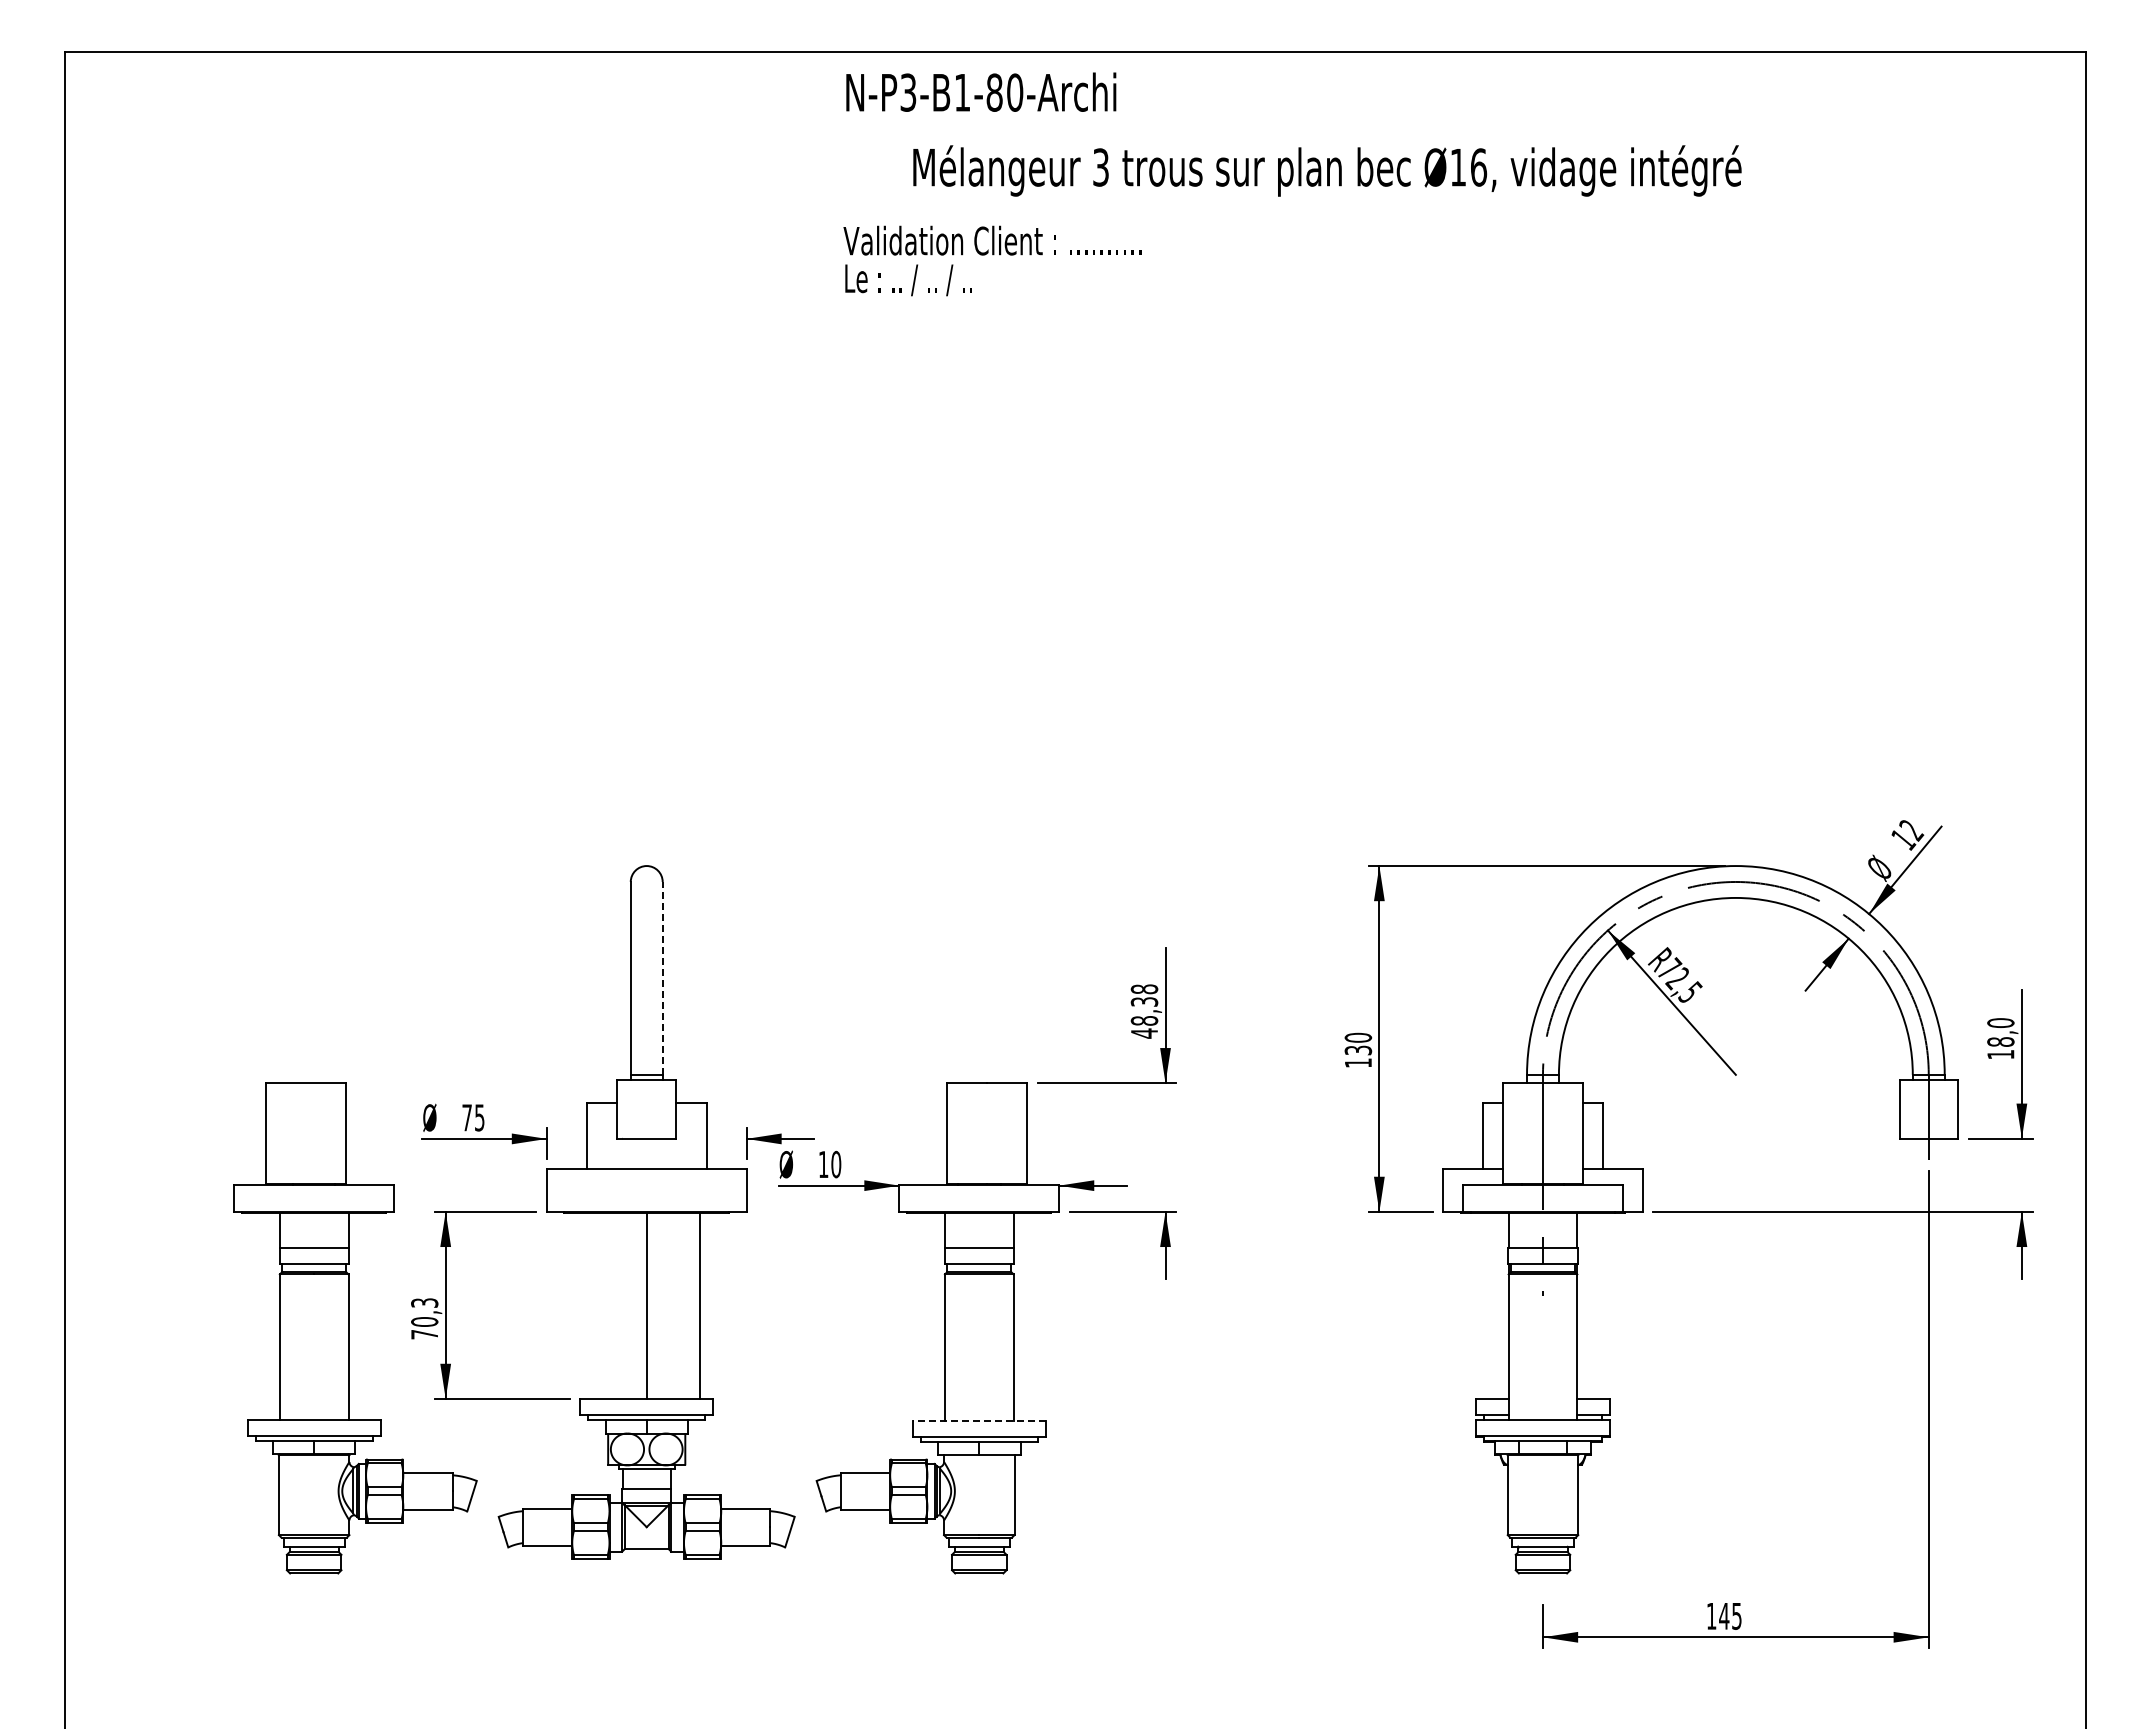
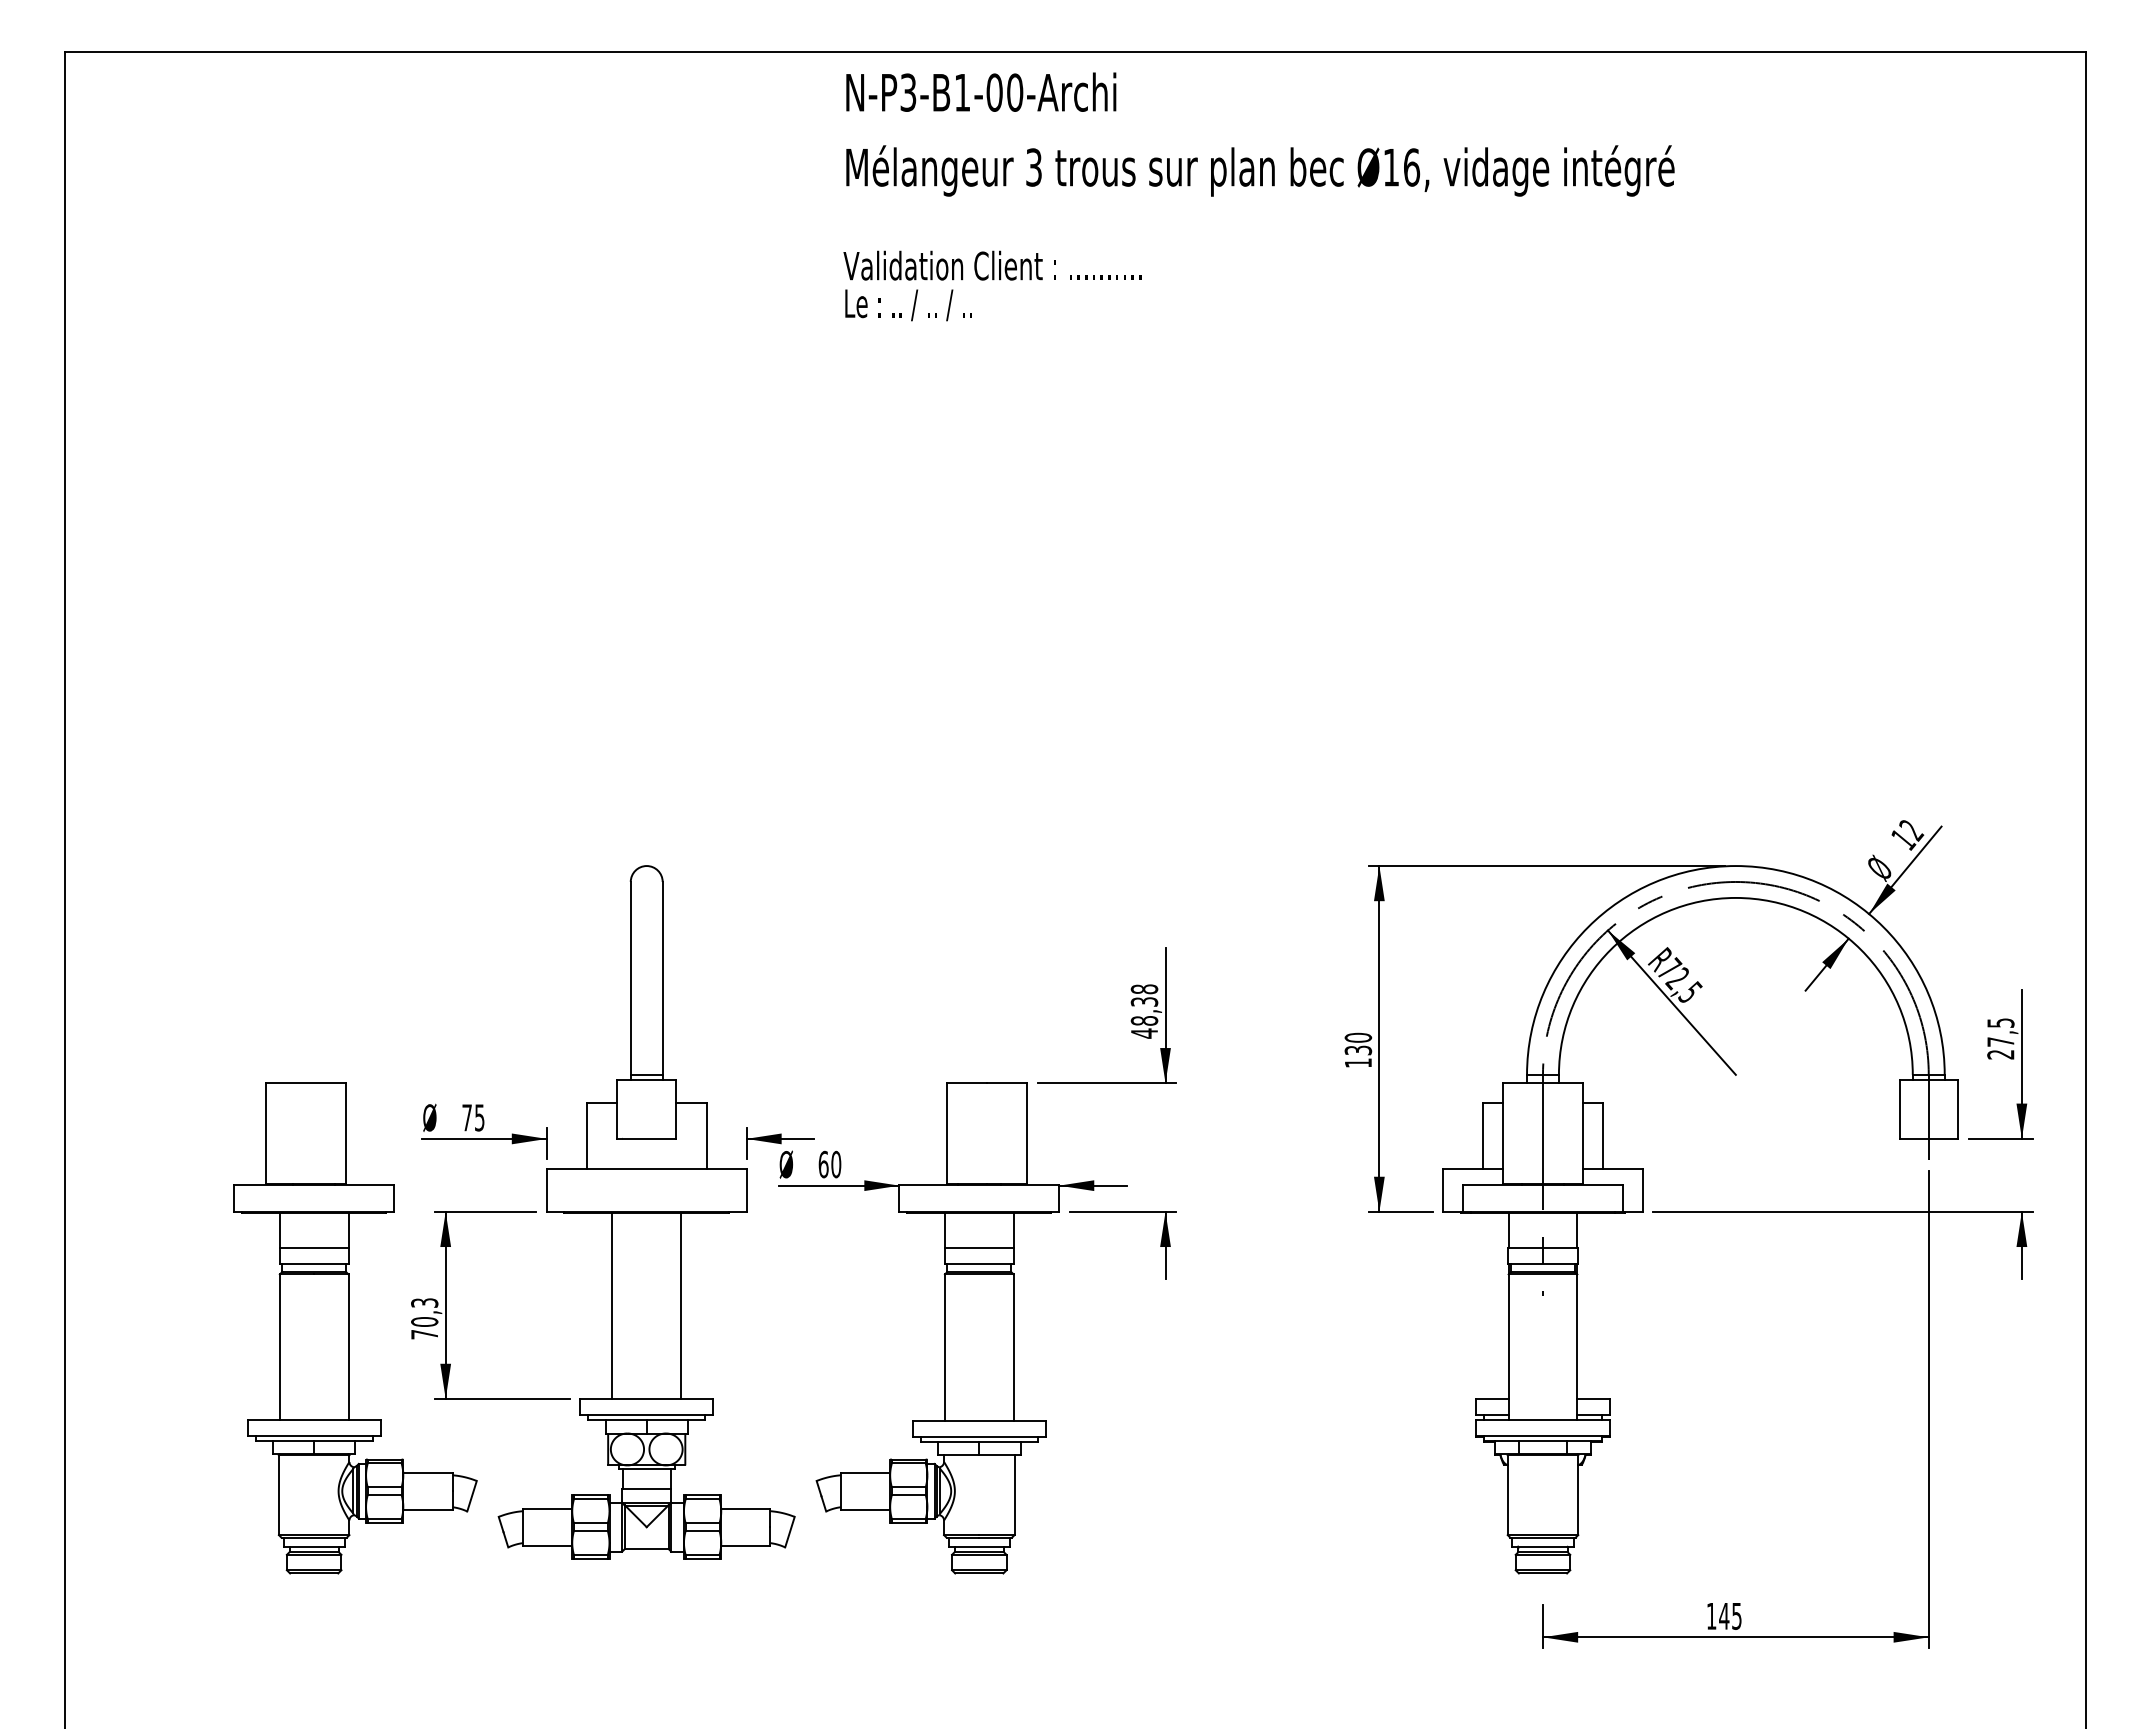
text: N-P3-B1-80-Archi -> N-P3-B1-00-Archi (994, 92)
text position: (1327, 170) -> (1260, 170) (1260, 170)
text position: (992, 260) -> (992, 285) (992, 285)
line: dashed -> solid (662, 977)
text: 18,0 -> 27,5 (2000, 1038)
text: 10 -> 60 (823, 1164)
line position: (647, 1305) -> (612, 1305) (612, 1305)
line position: (700, 1305) -> (681, 1305) (681, 1305)
line: dashed -> solid (979, 1420)
